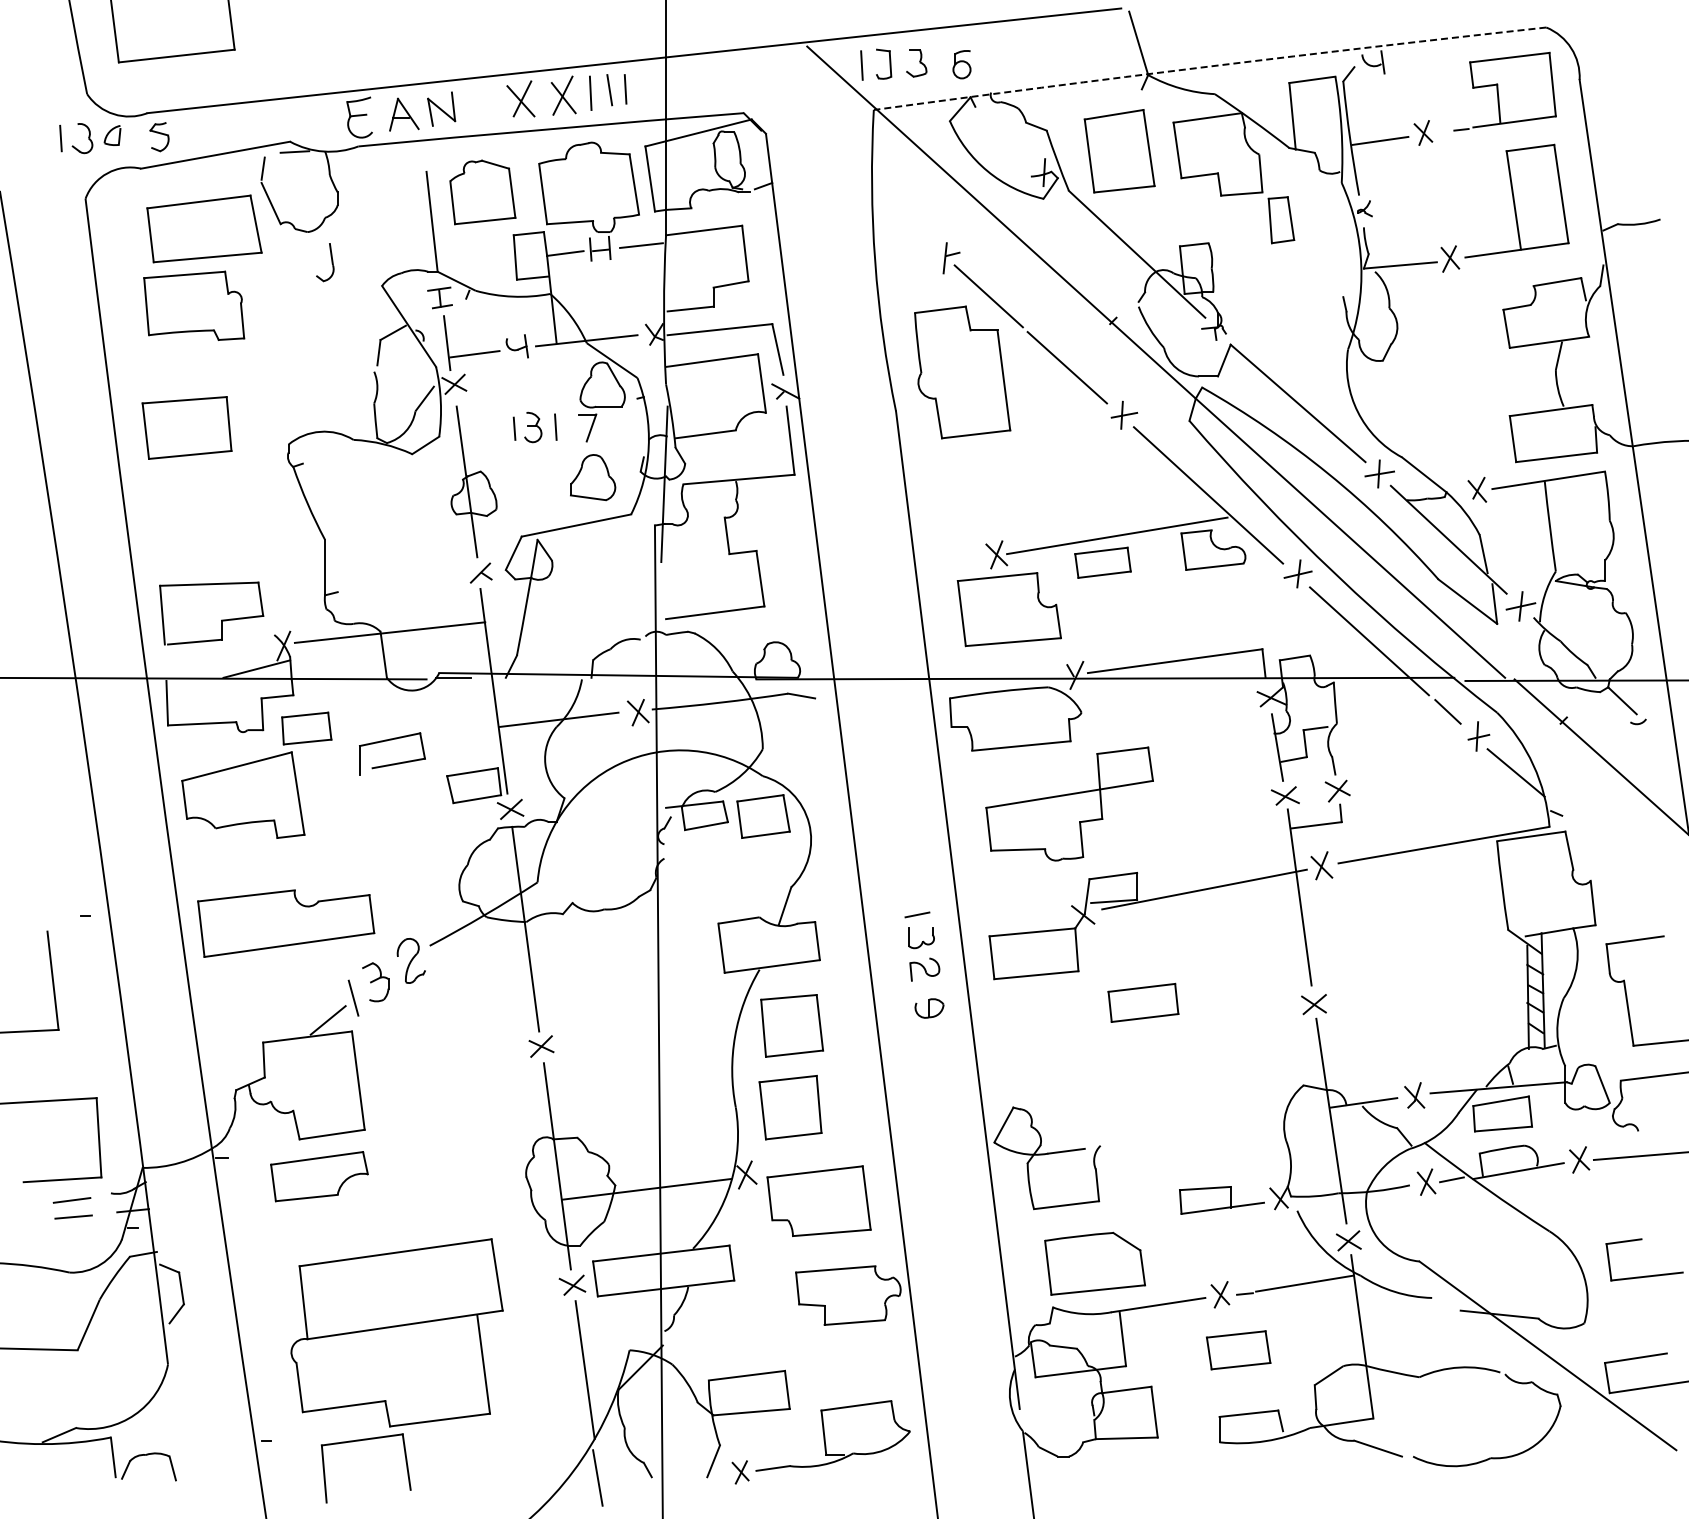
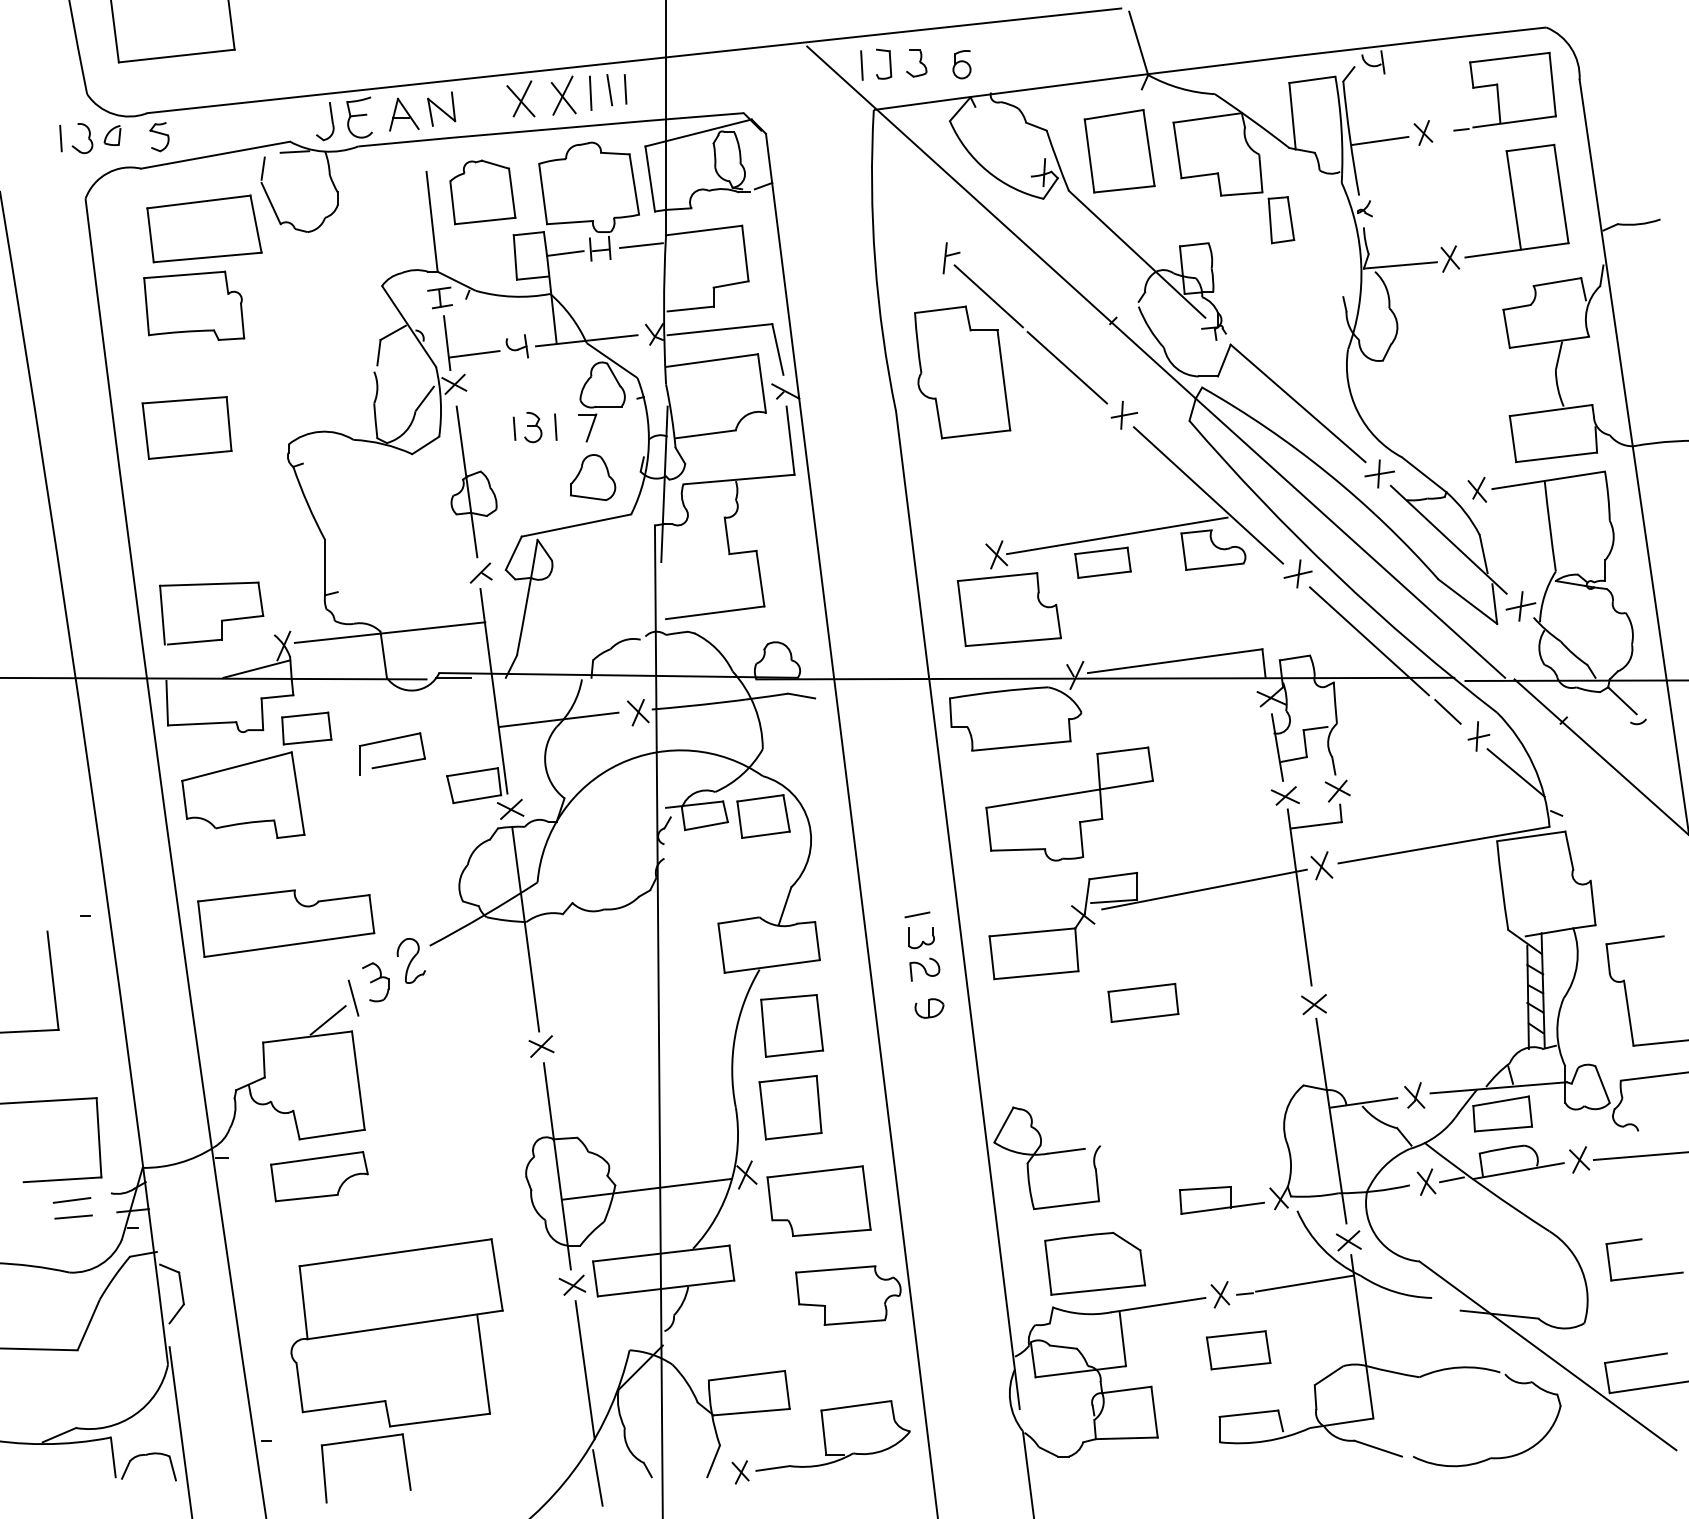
arc: dashed -> solid (1209, 66)
part position: (325, 262) -> (325, 121) (325, 121)
line: none -> present (180, 1431)
